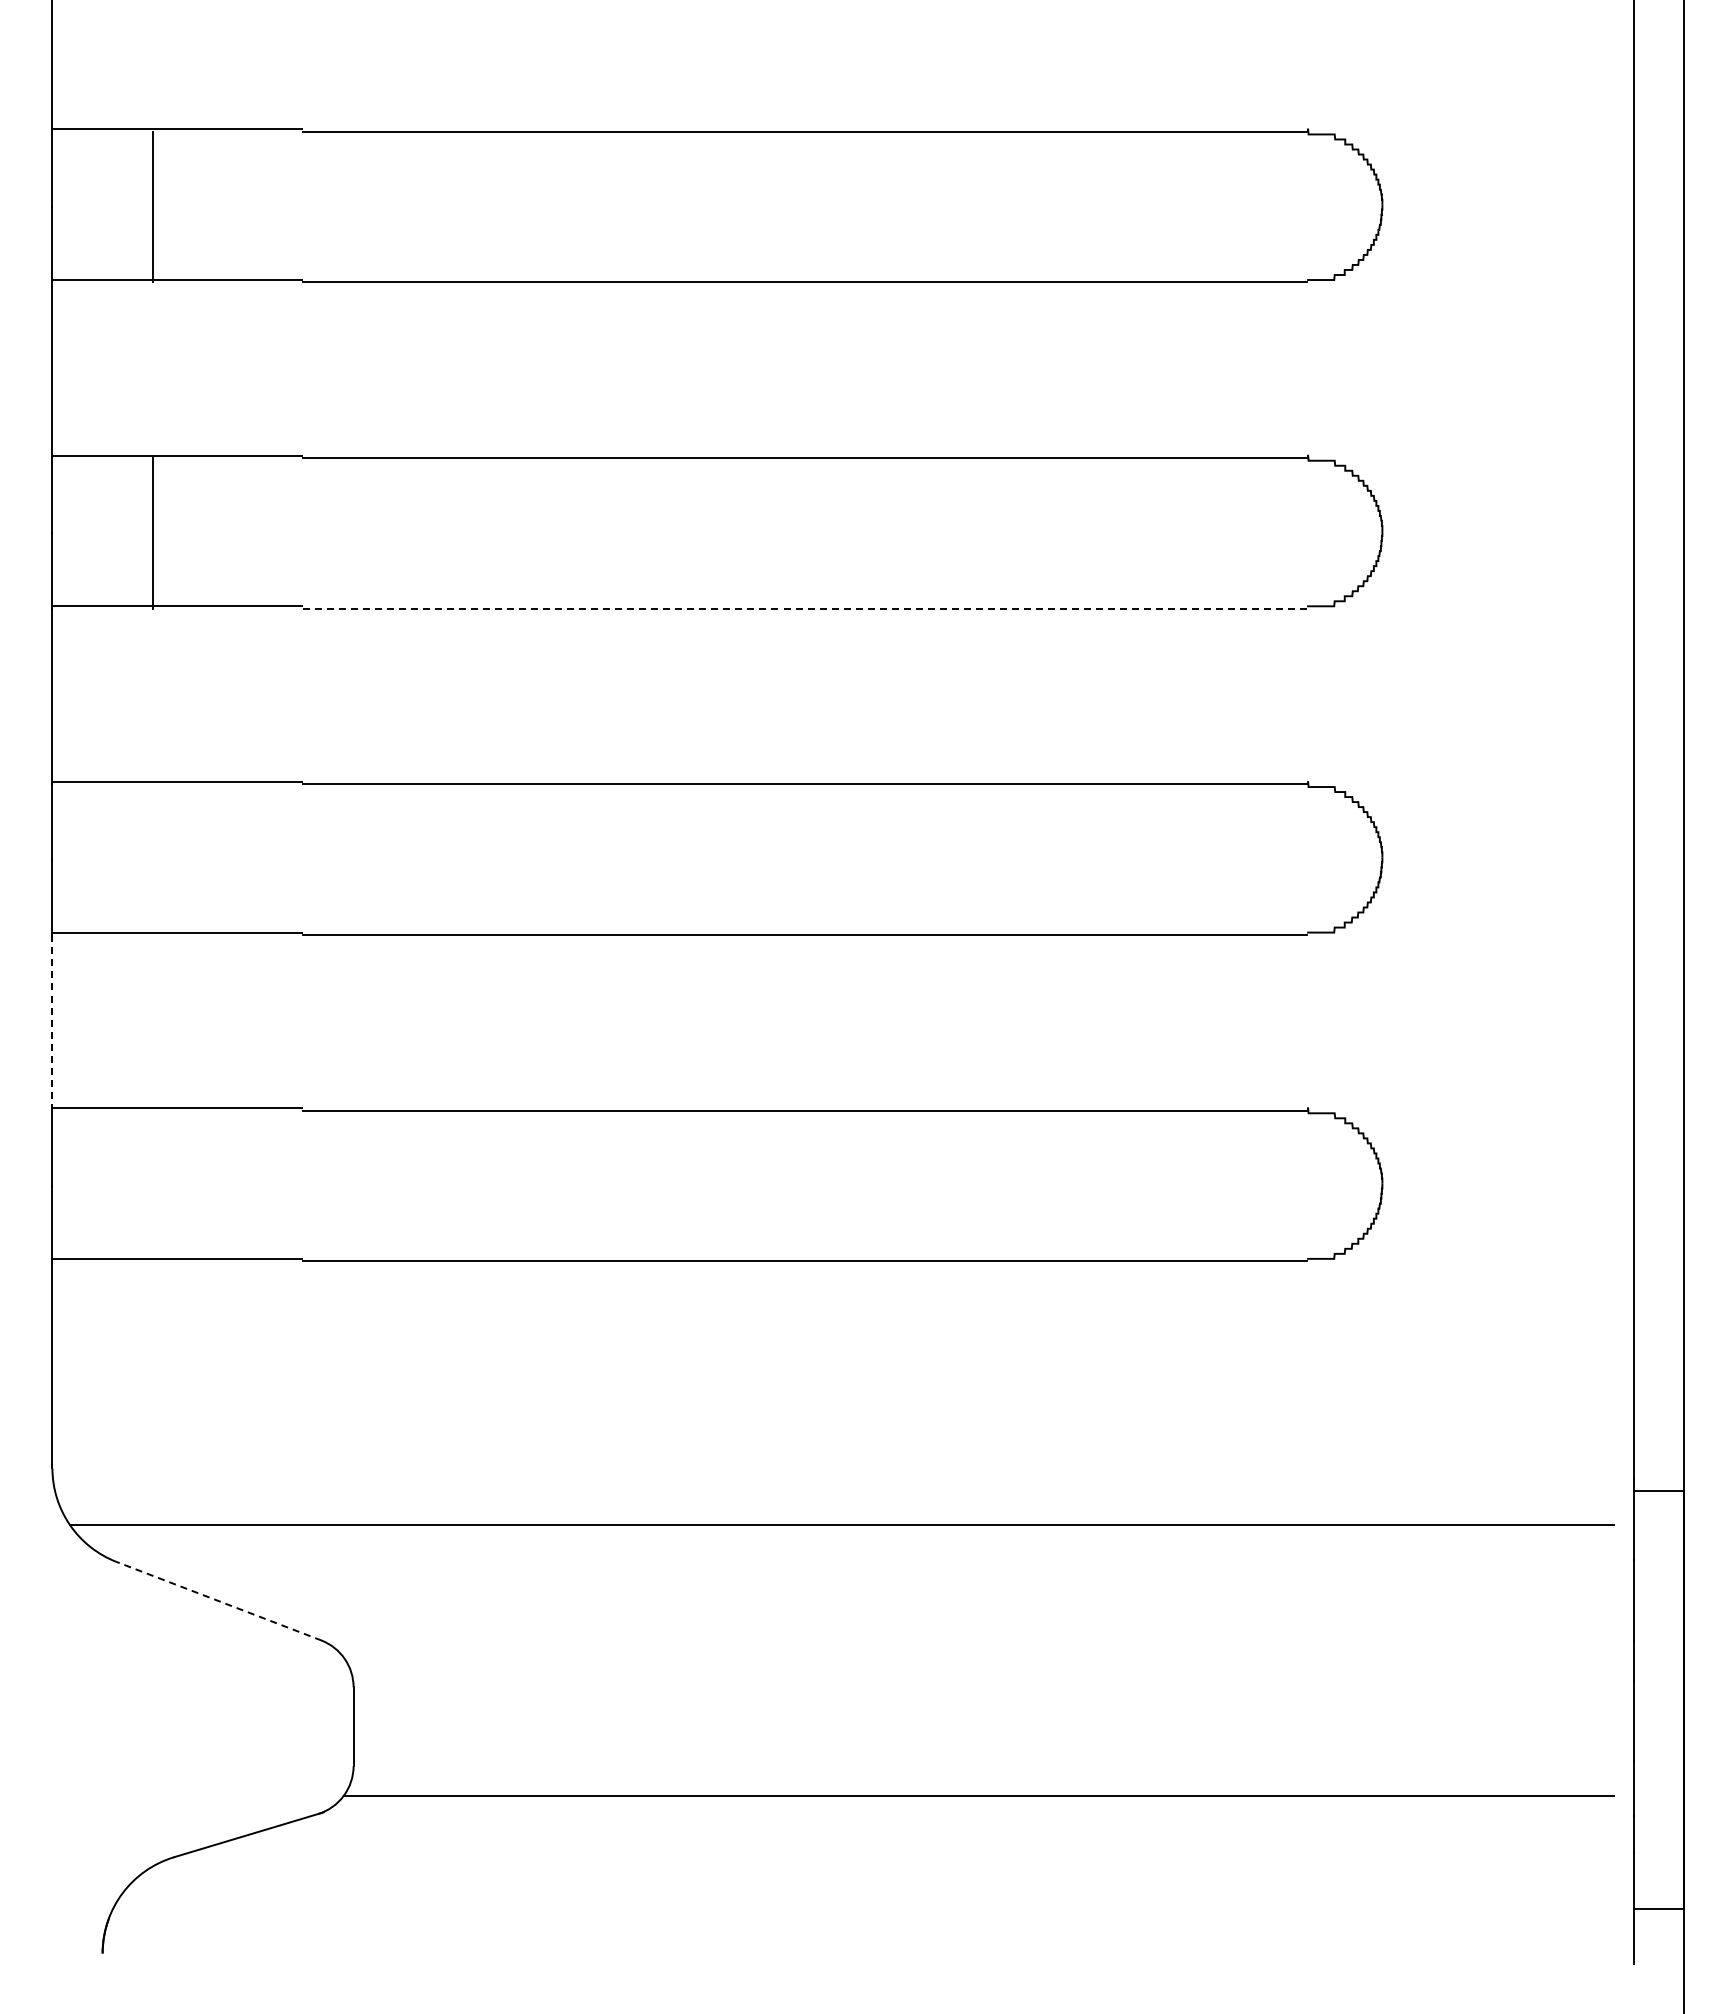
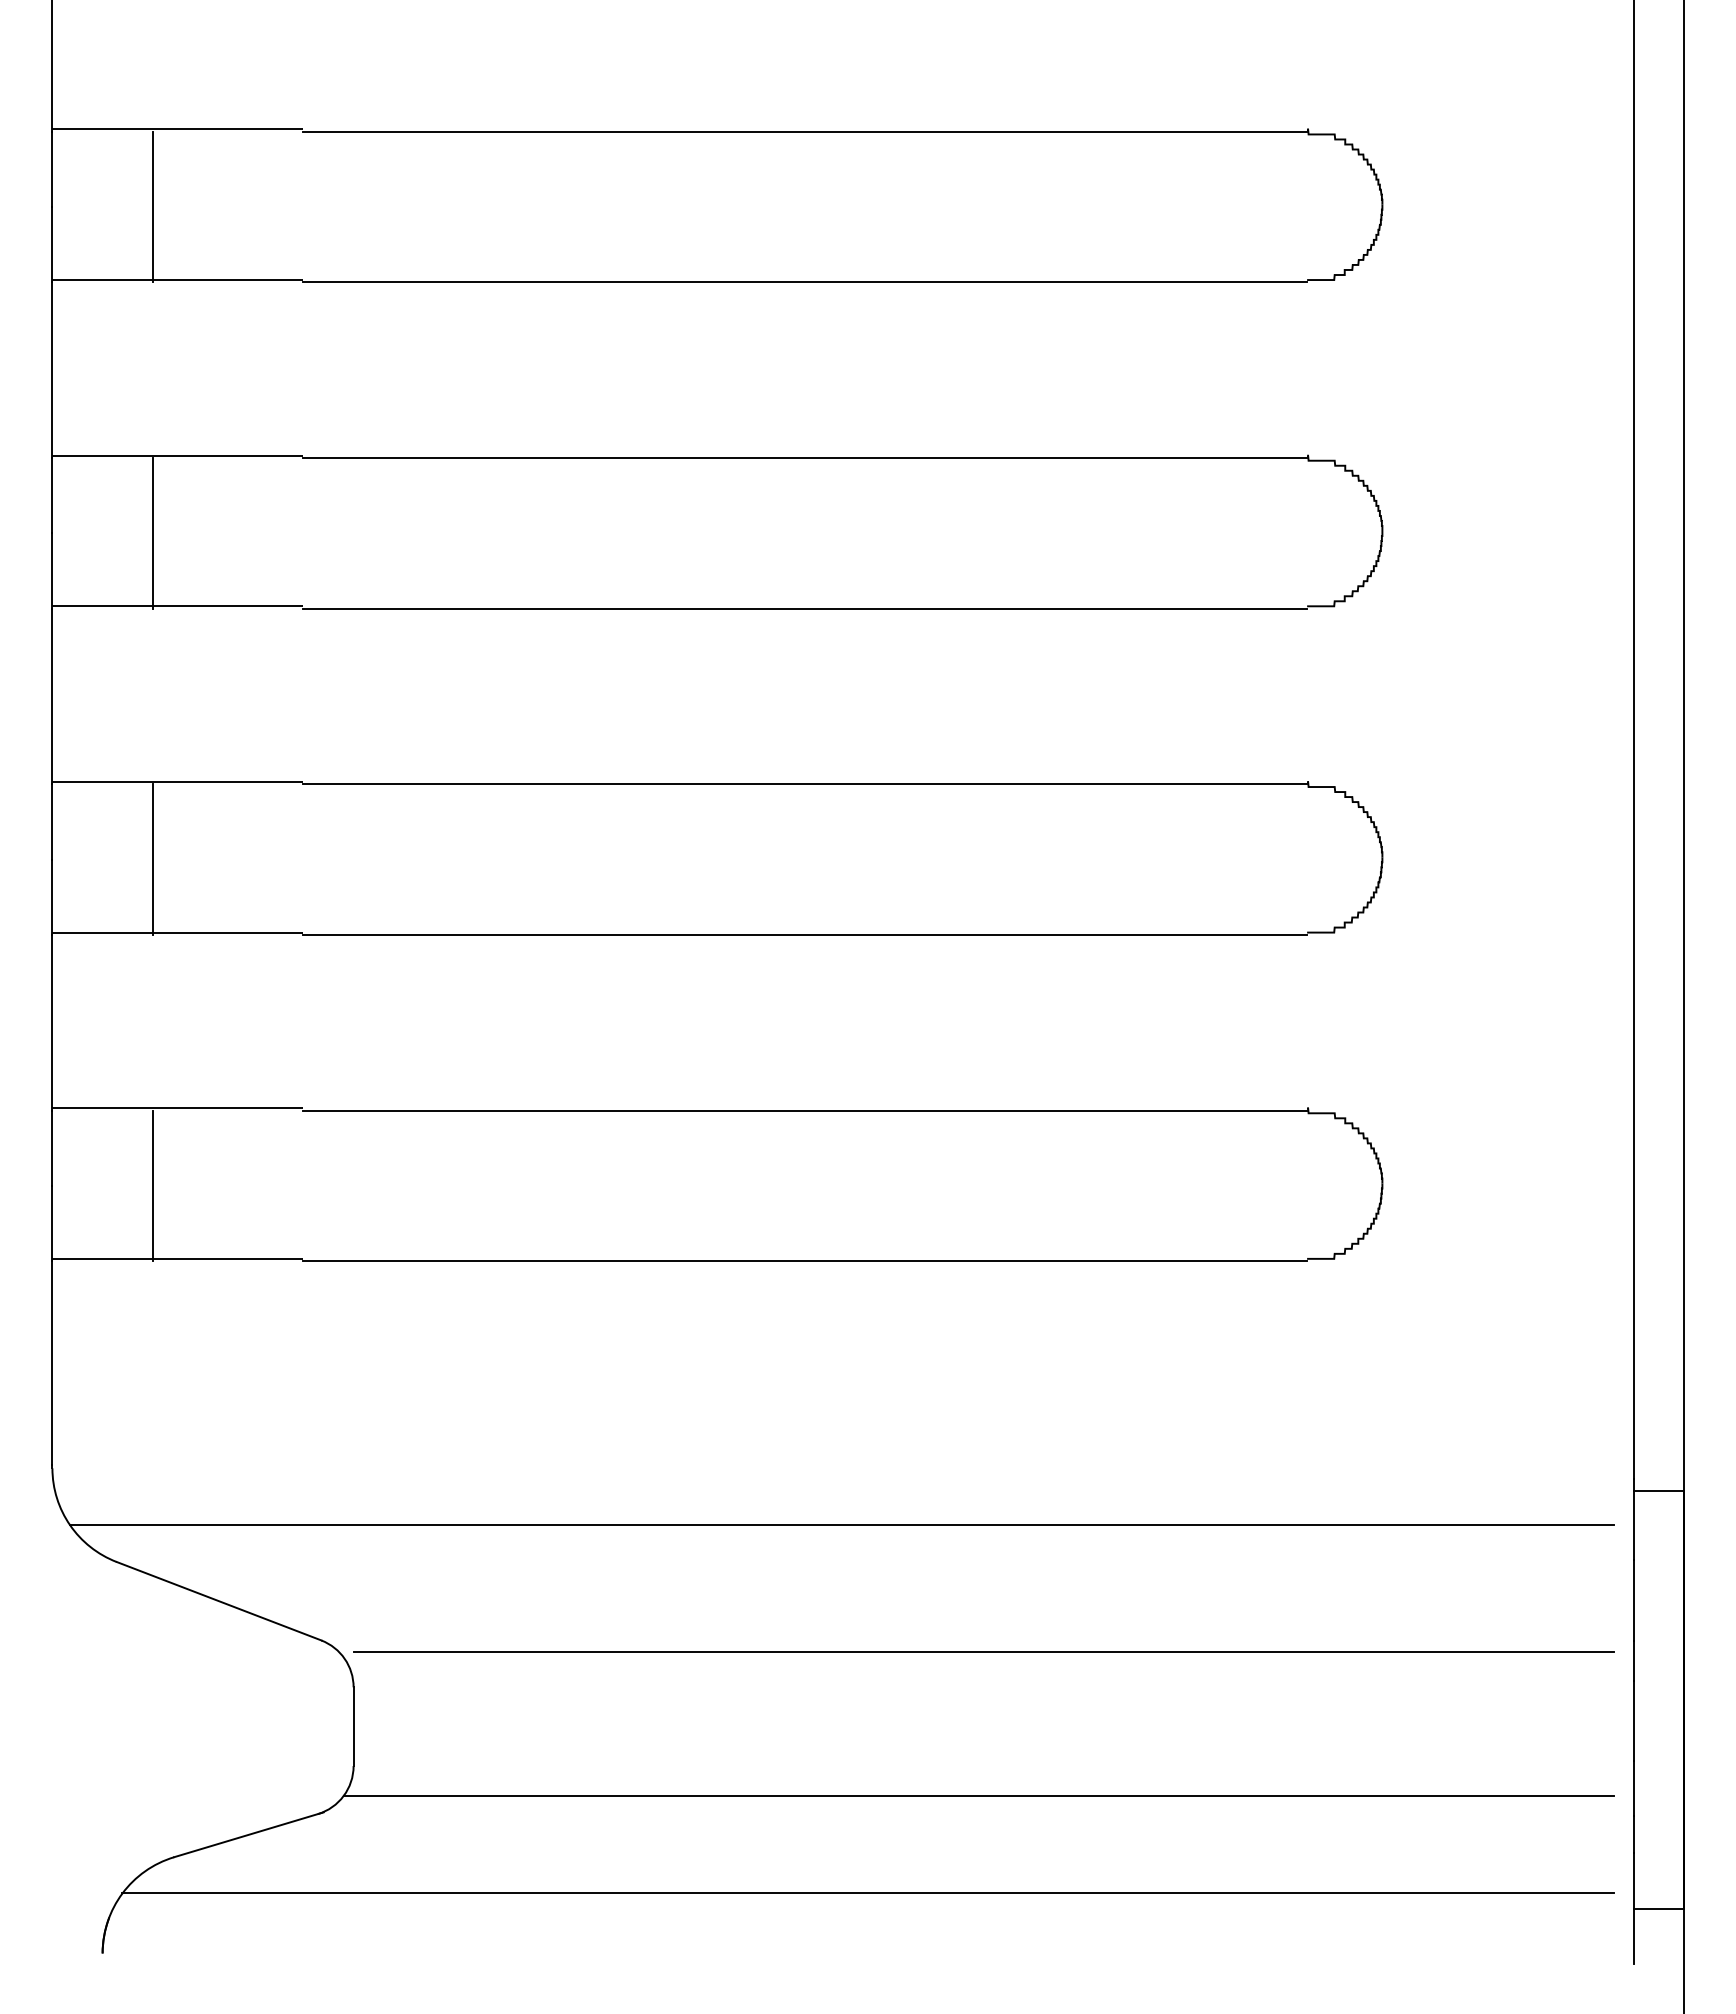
line: dashed -> solid (805, 608)
line: none -> present (152, 859)
line: dashed -> solid (52, 1022)
line: none -> present (152, 1185)
line: dashed -> solid (219, 1601)
line: none -> present (983, 1652)
line: none -> present (868, 1893)
